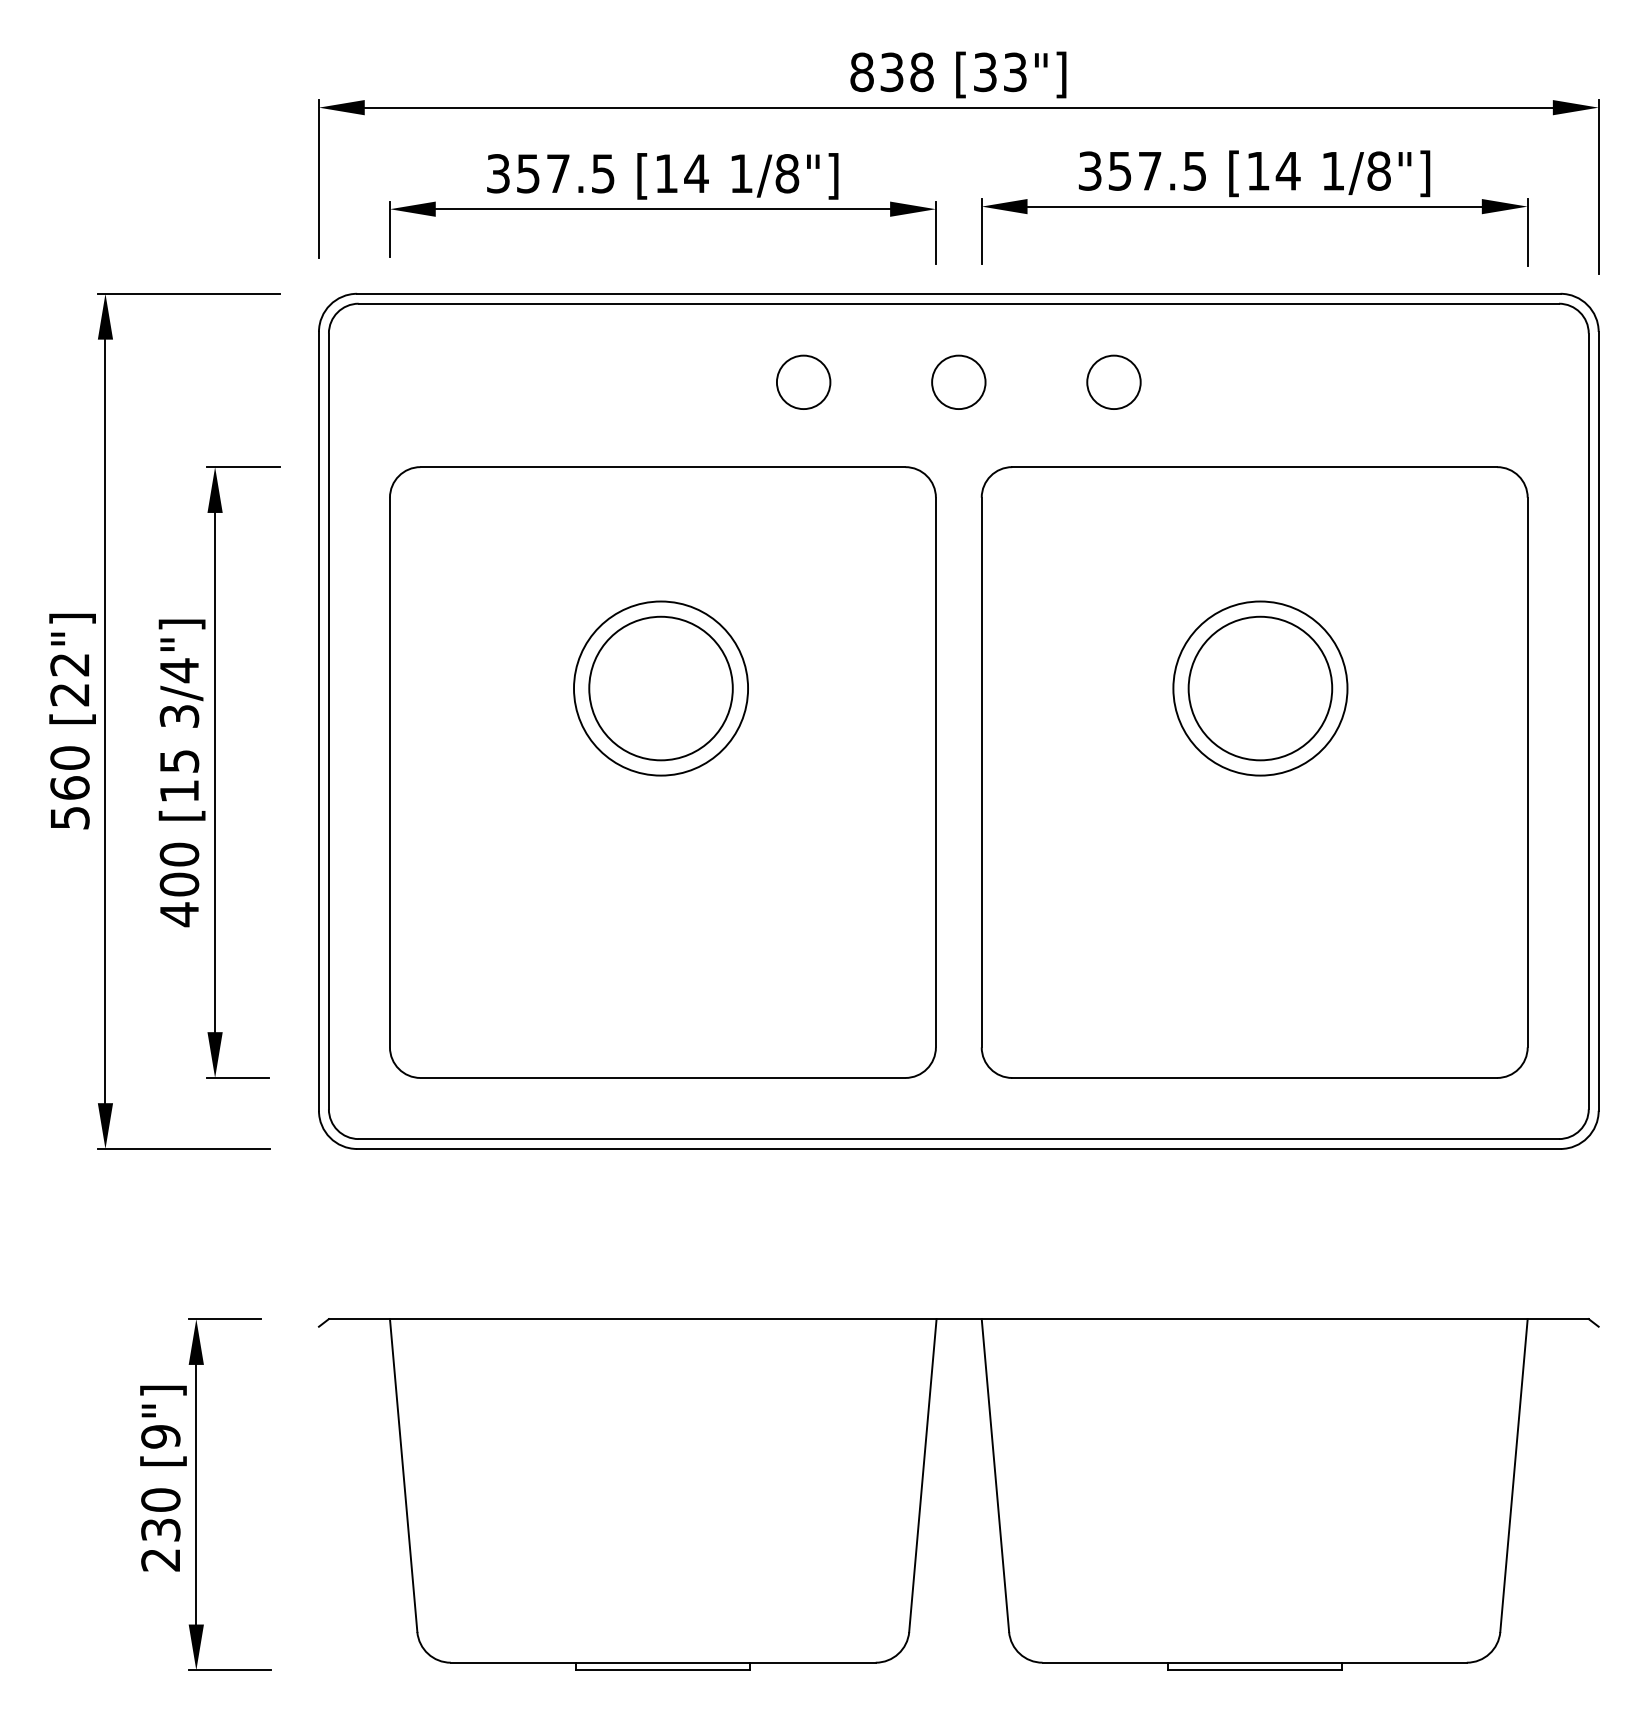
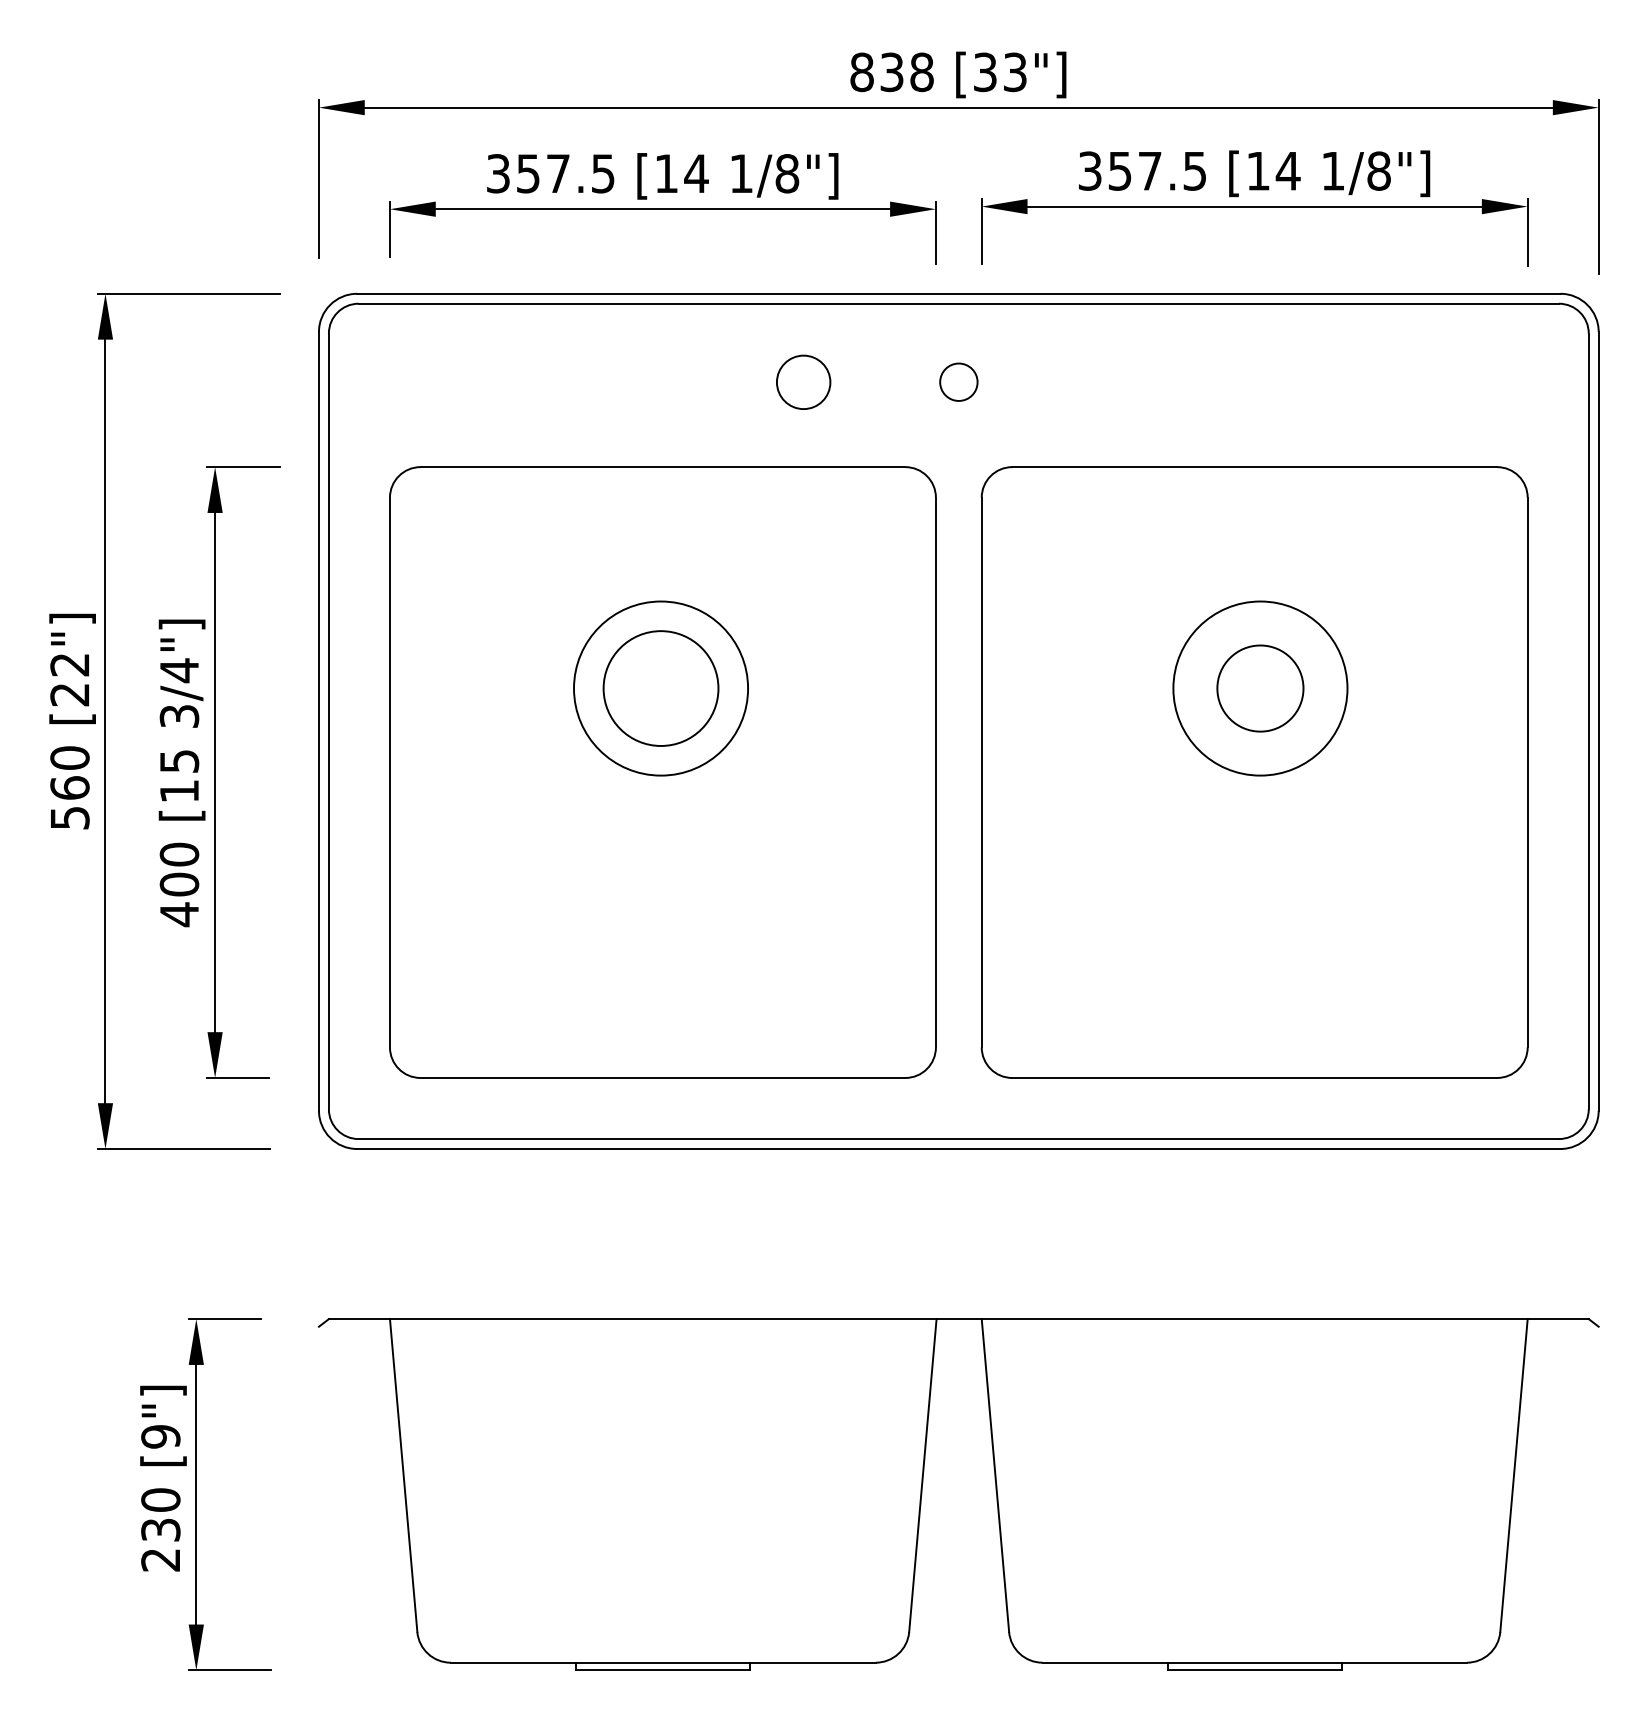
circle size: 56x56 px -> 40x40 px (958, 381)
circle: present -> none (1113, 381)
circle diameter: 144 px -> 115 px (660, 688)
circle diameter: 144 px -> 86 px (1260, 688)
